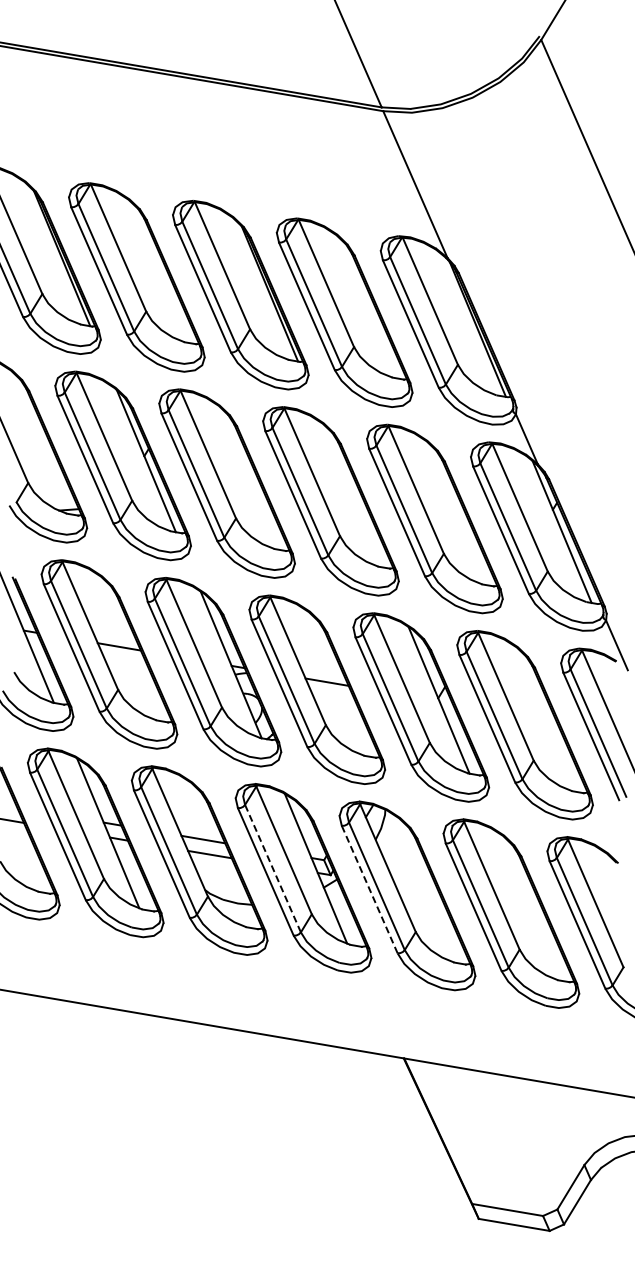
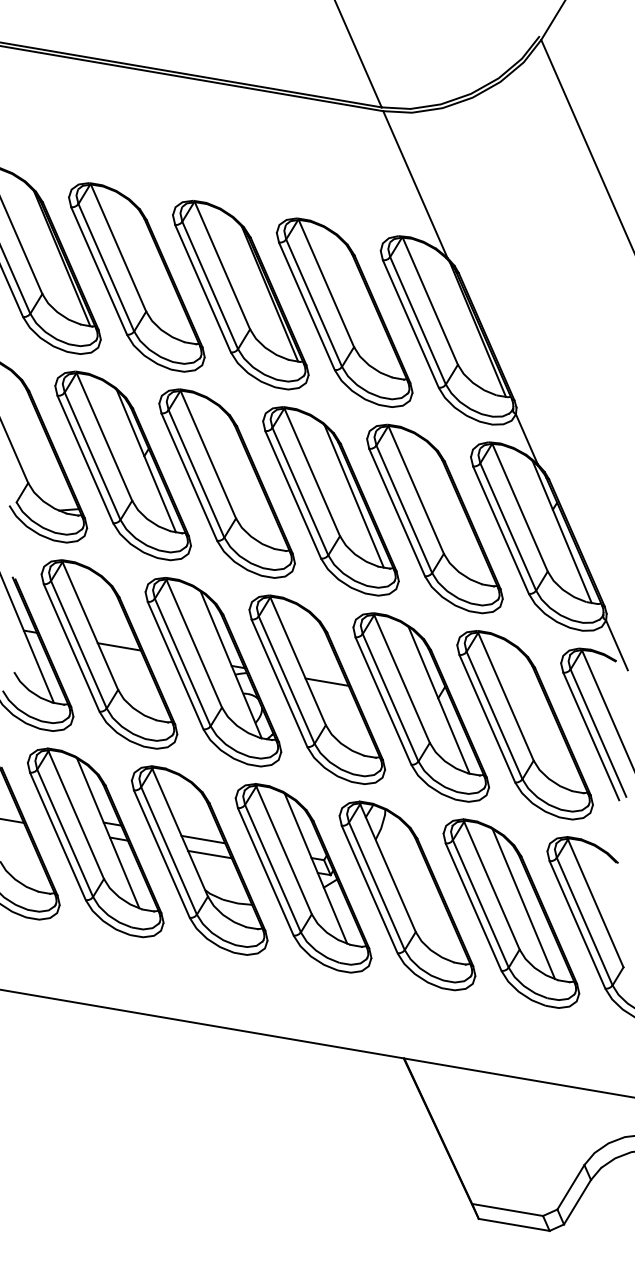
line: none -> present (353, 496)
line: dashed -> solid (272, 868)
line: dashed -> solid (369, 889)
line: none -> present (523, 903)
